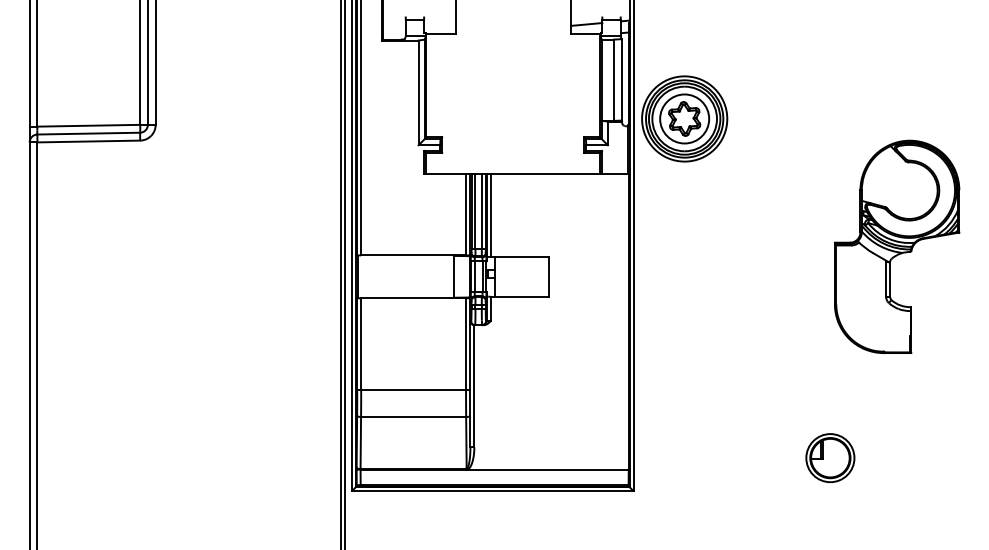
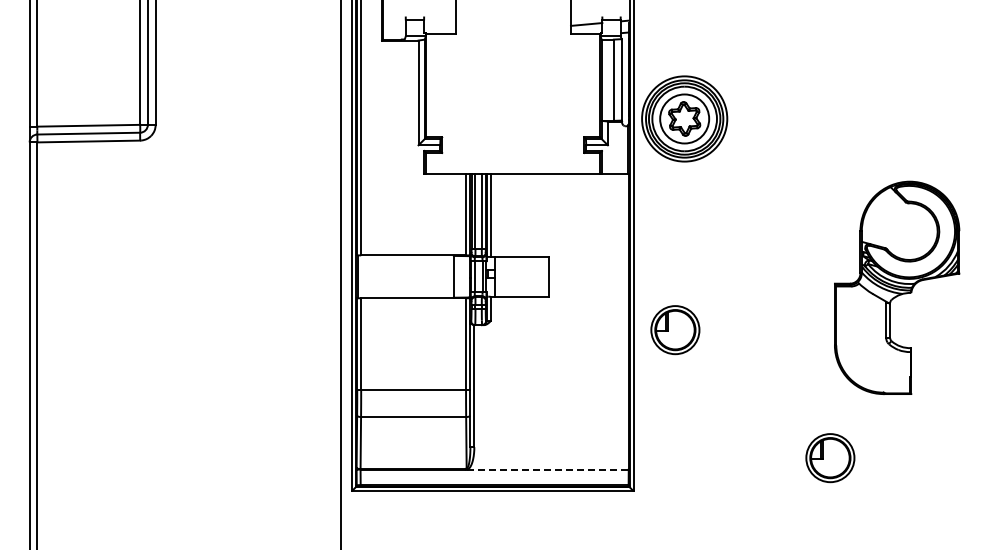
part position: (897, 246) -> (897, 287) (897, 287)
line: present -> none (344, 274)
part: none -> present (675, 330)
line: solid -> dashed (548, 469)
